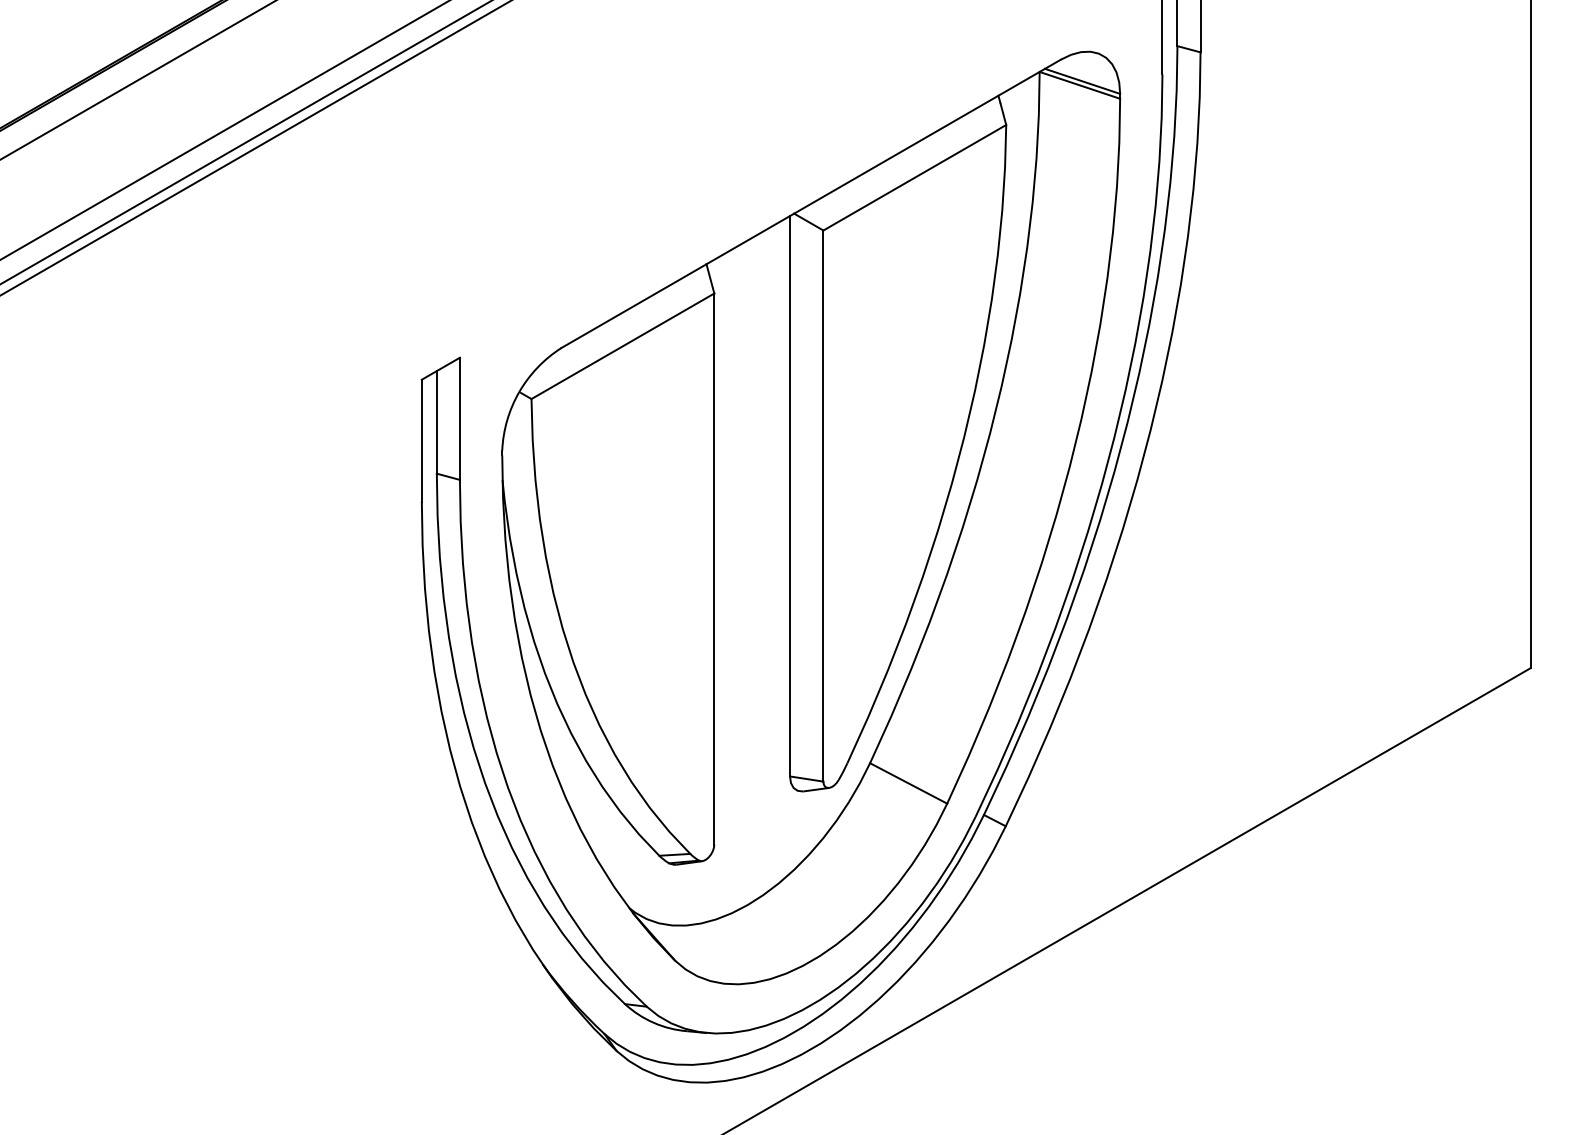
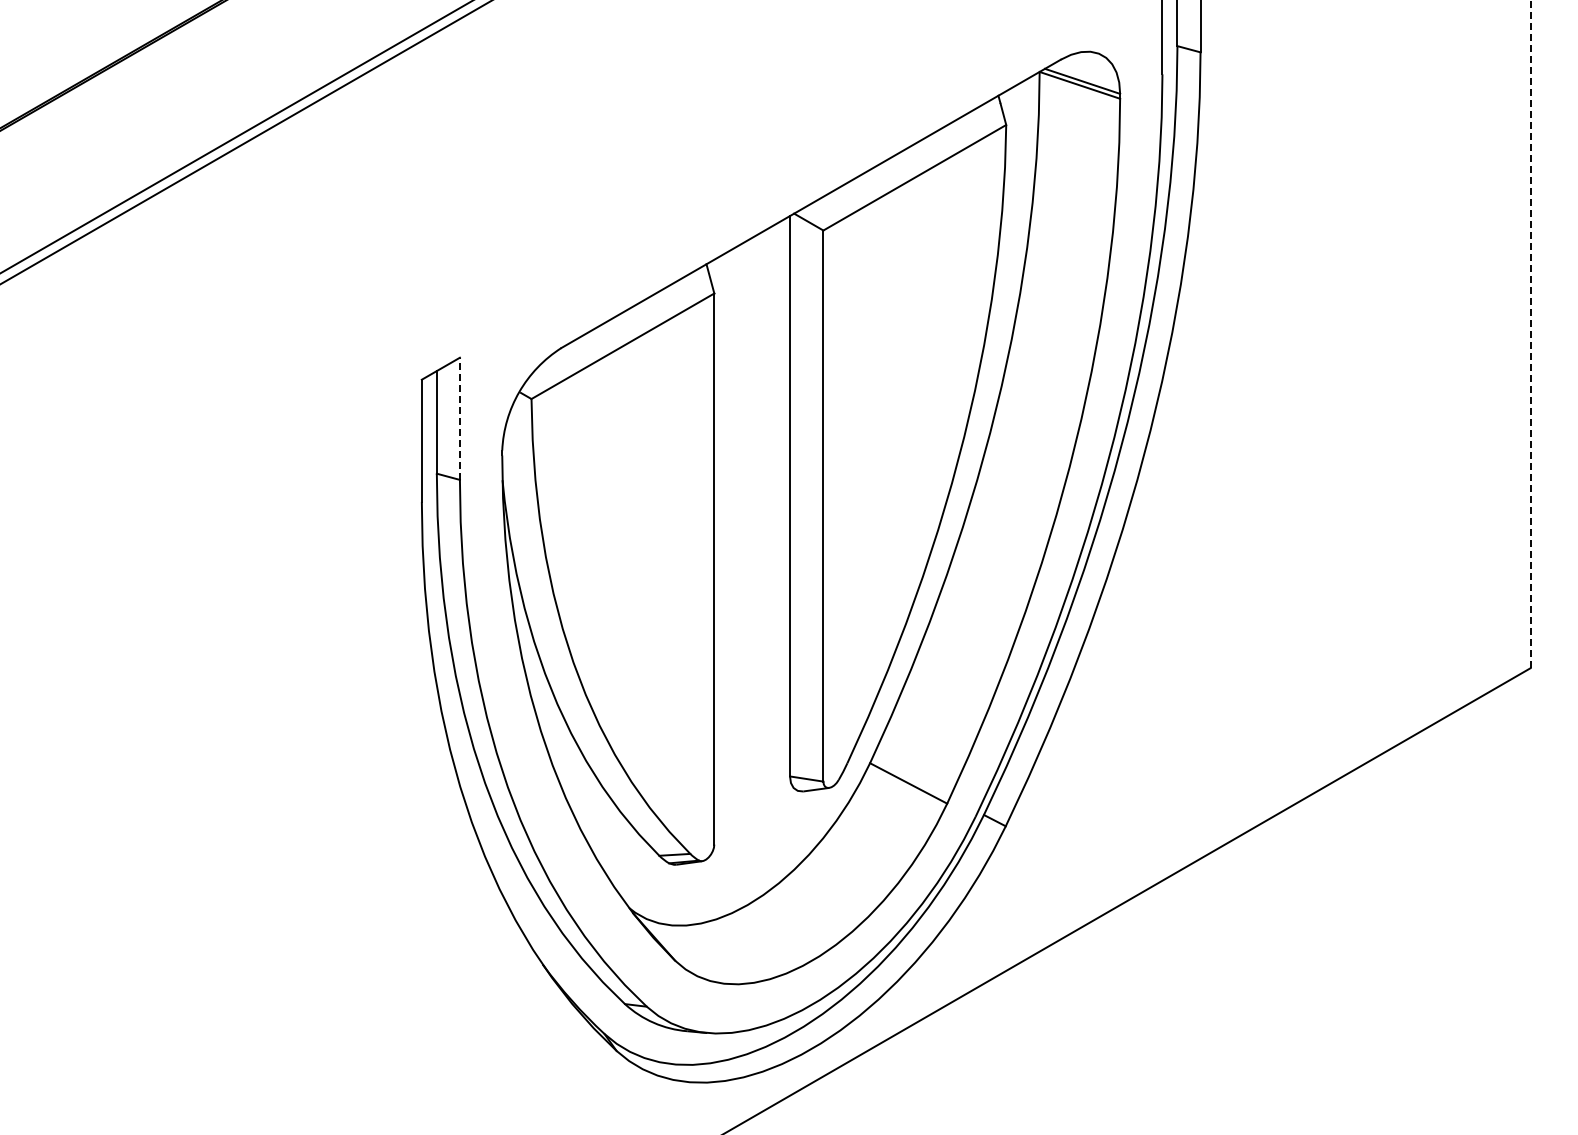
line: present -> none (137, 80)
line position: (224, 130) -> (235, 136) (235, 136)
line: present -> none (255, 148)
line: solid -> dashed (1530, 334)
line: solid -> dashed (459, 418)
